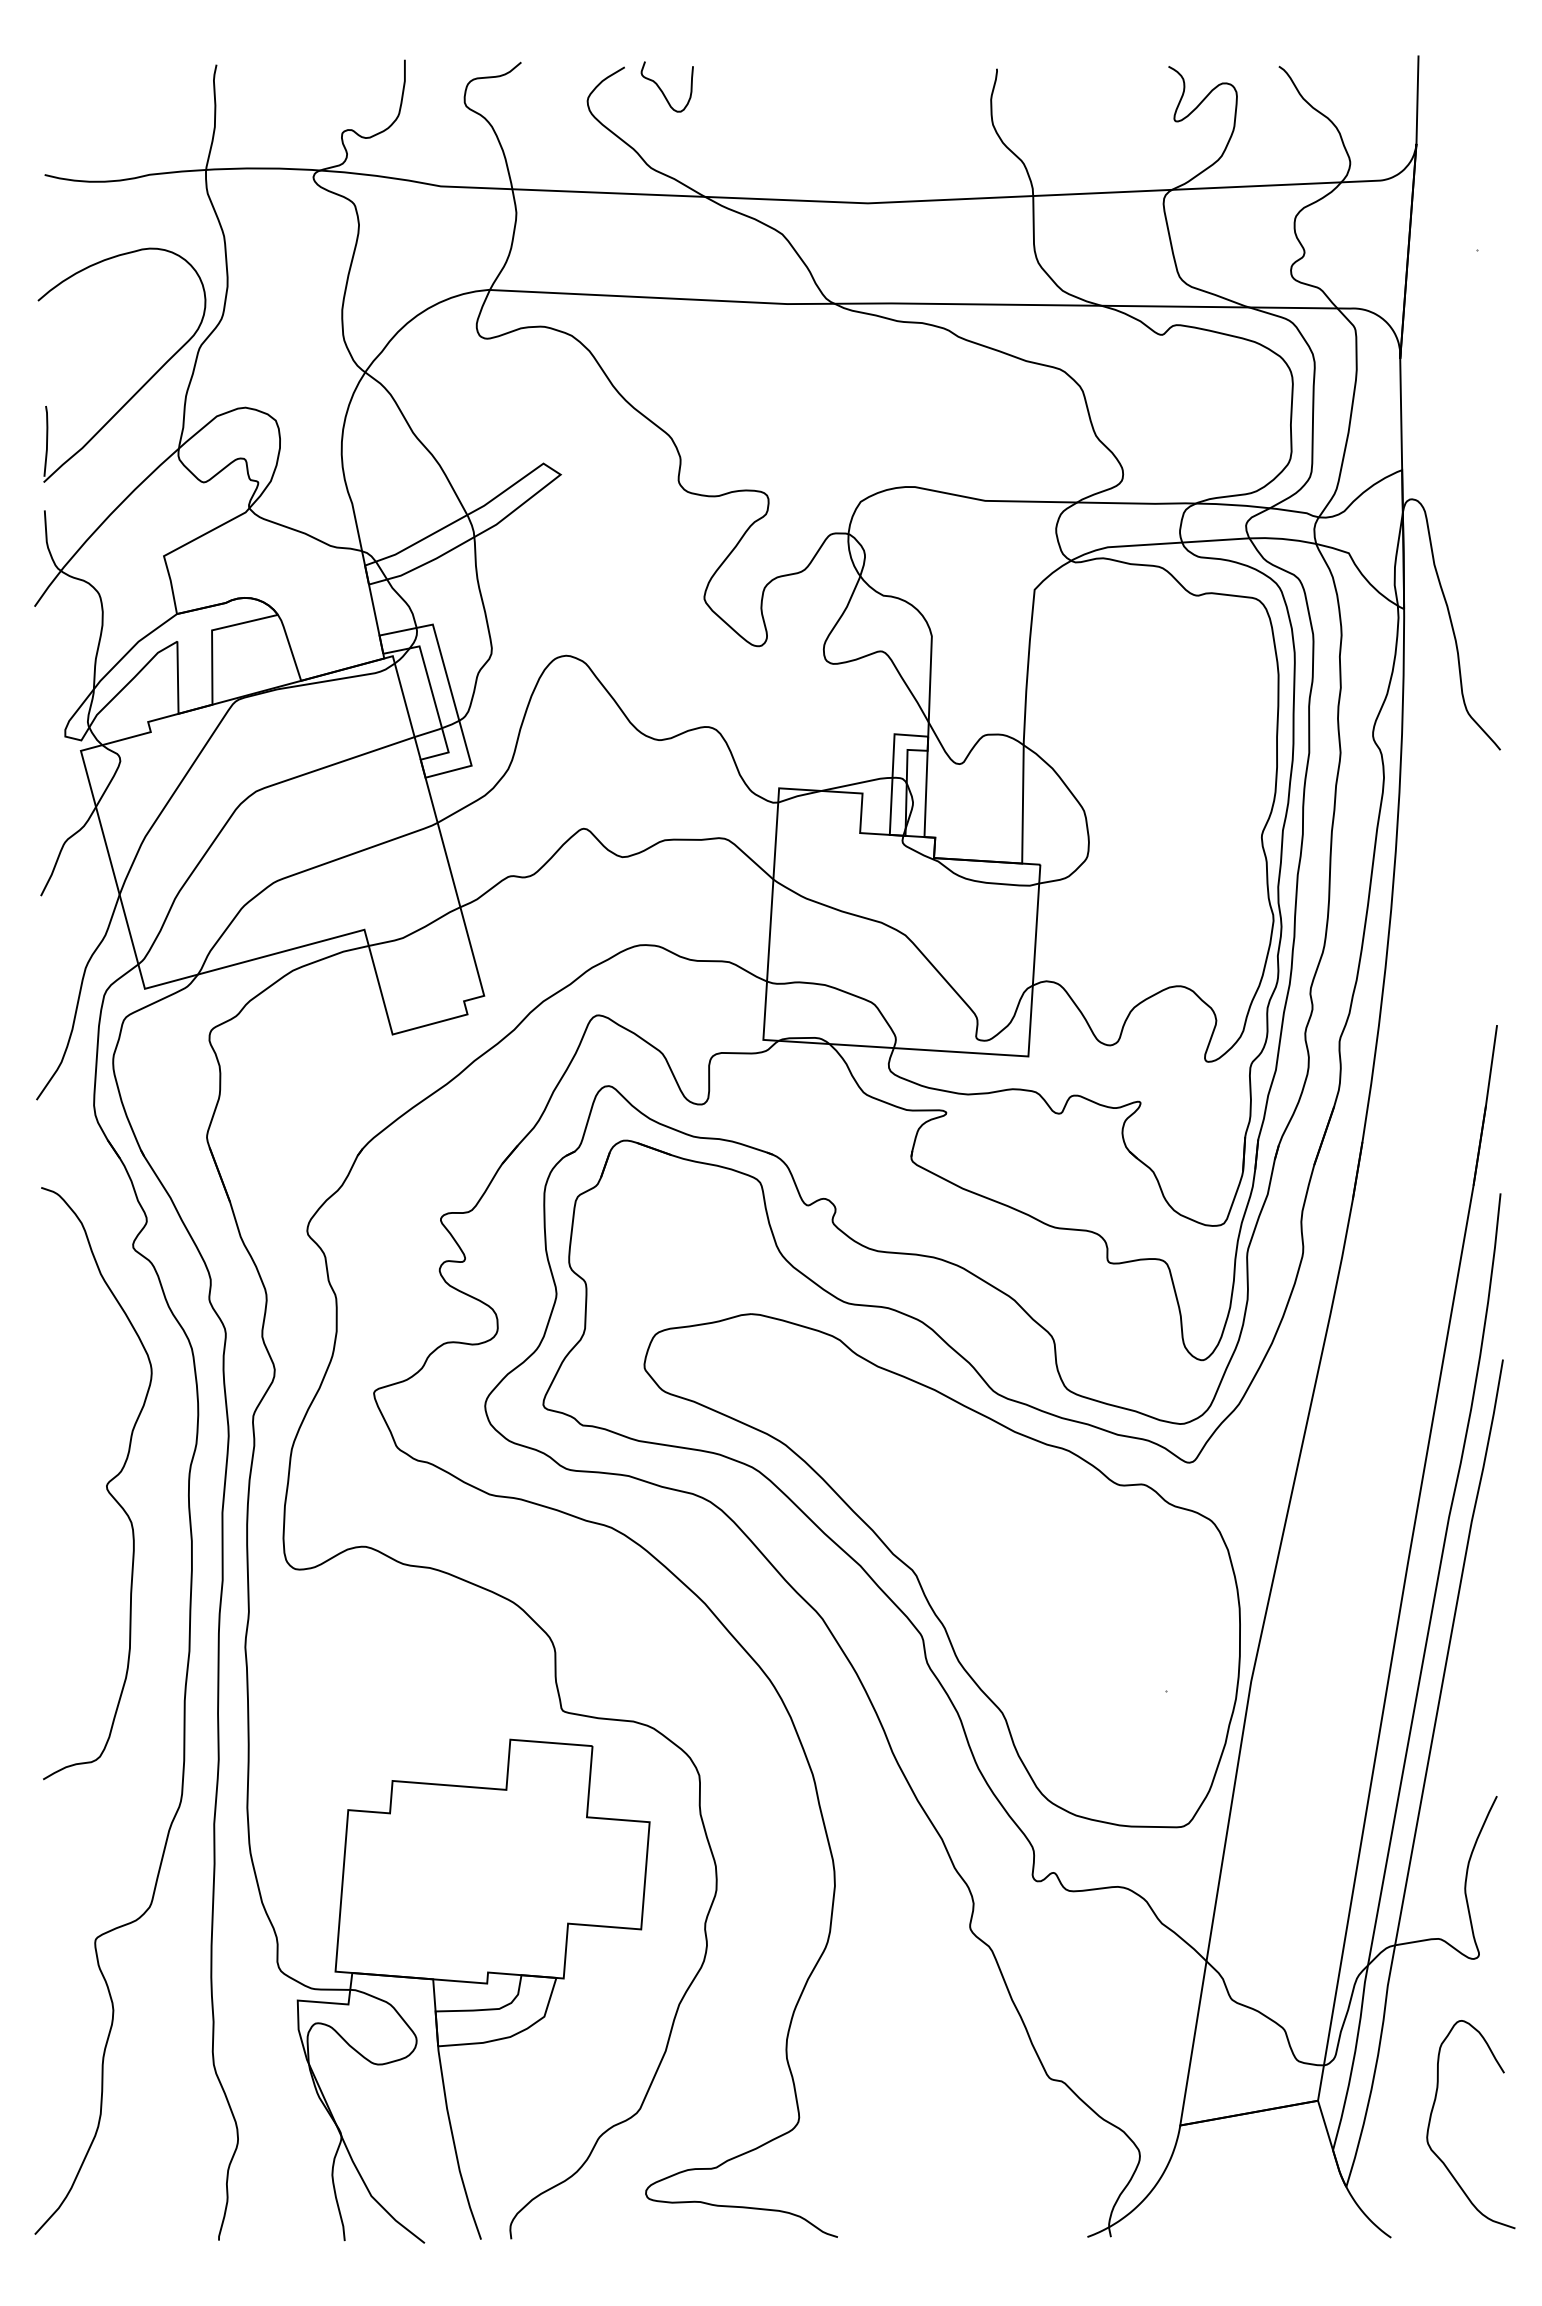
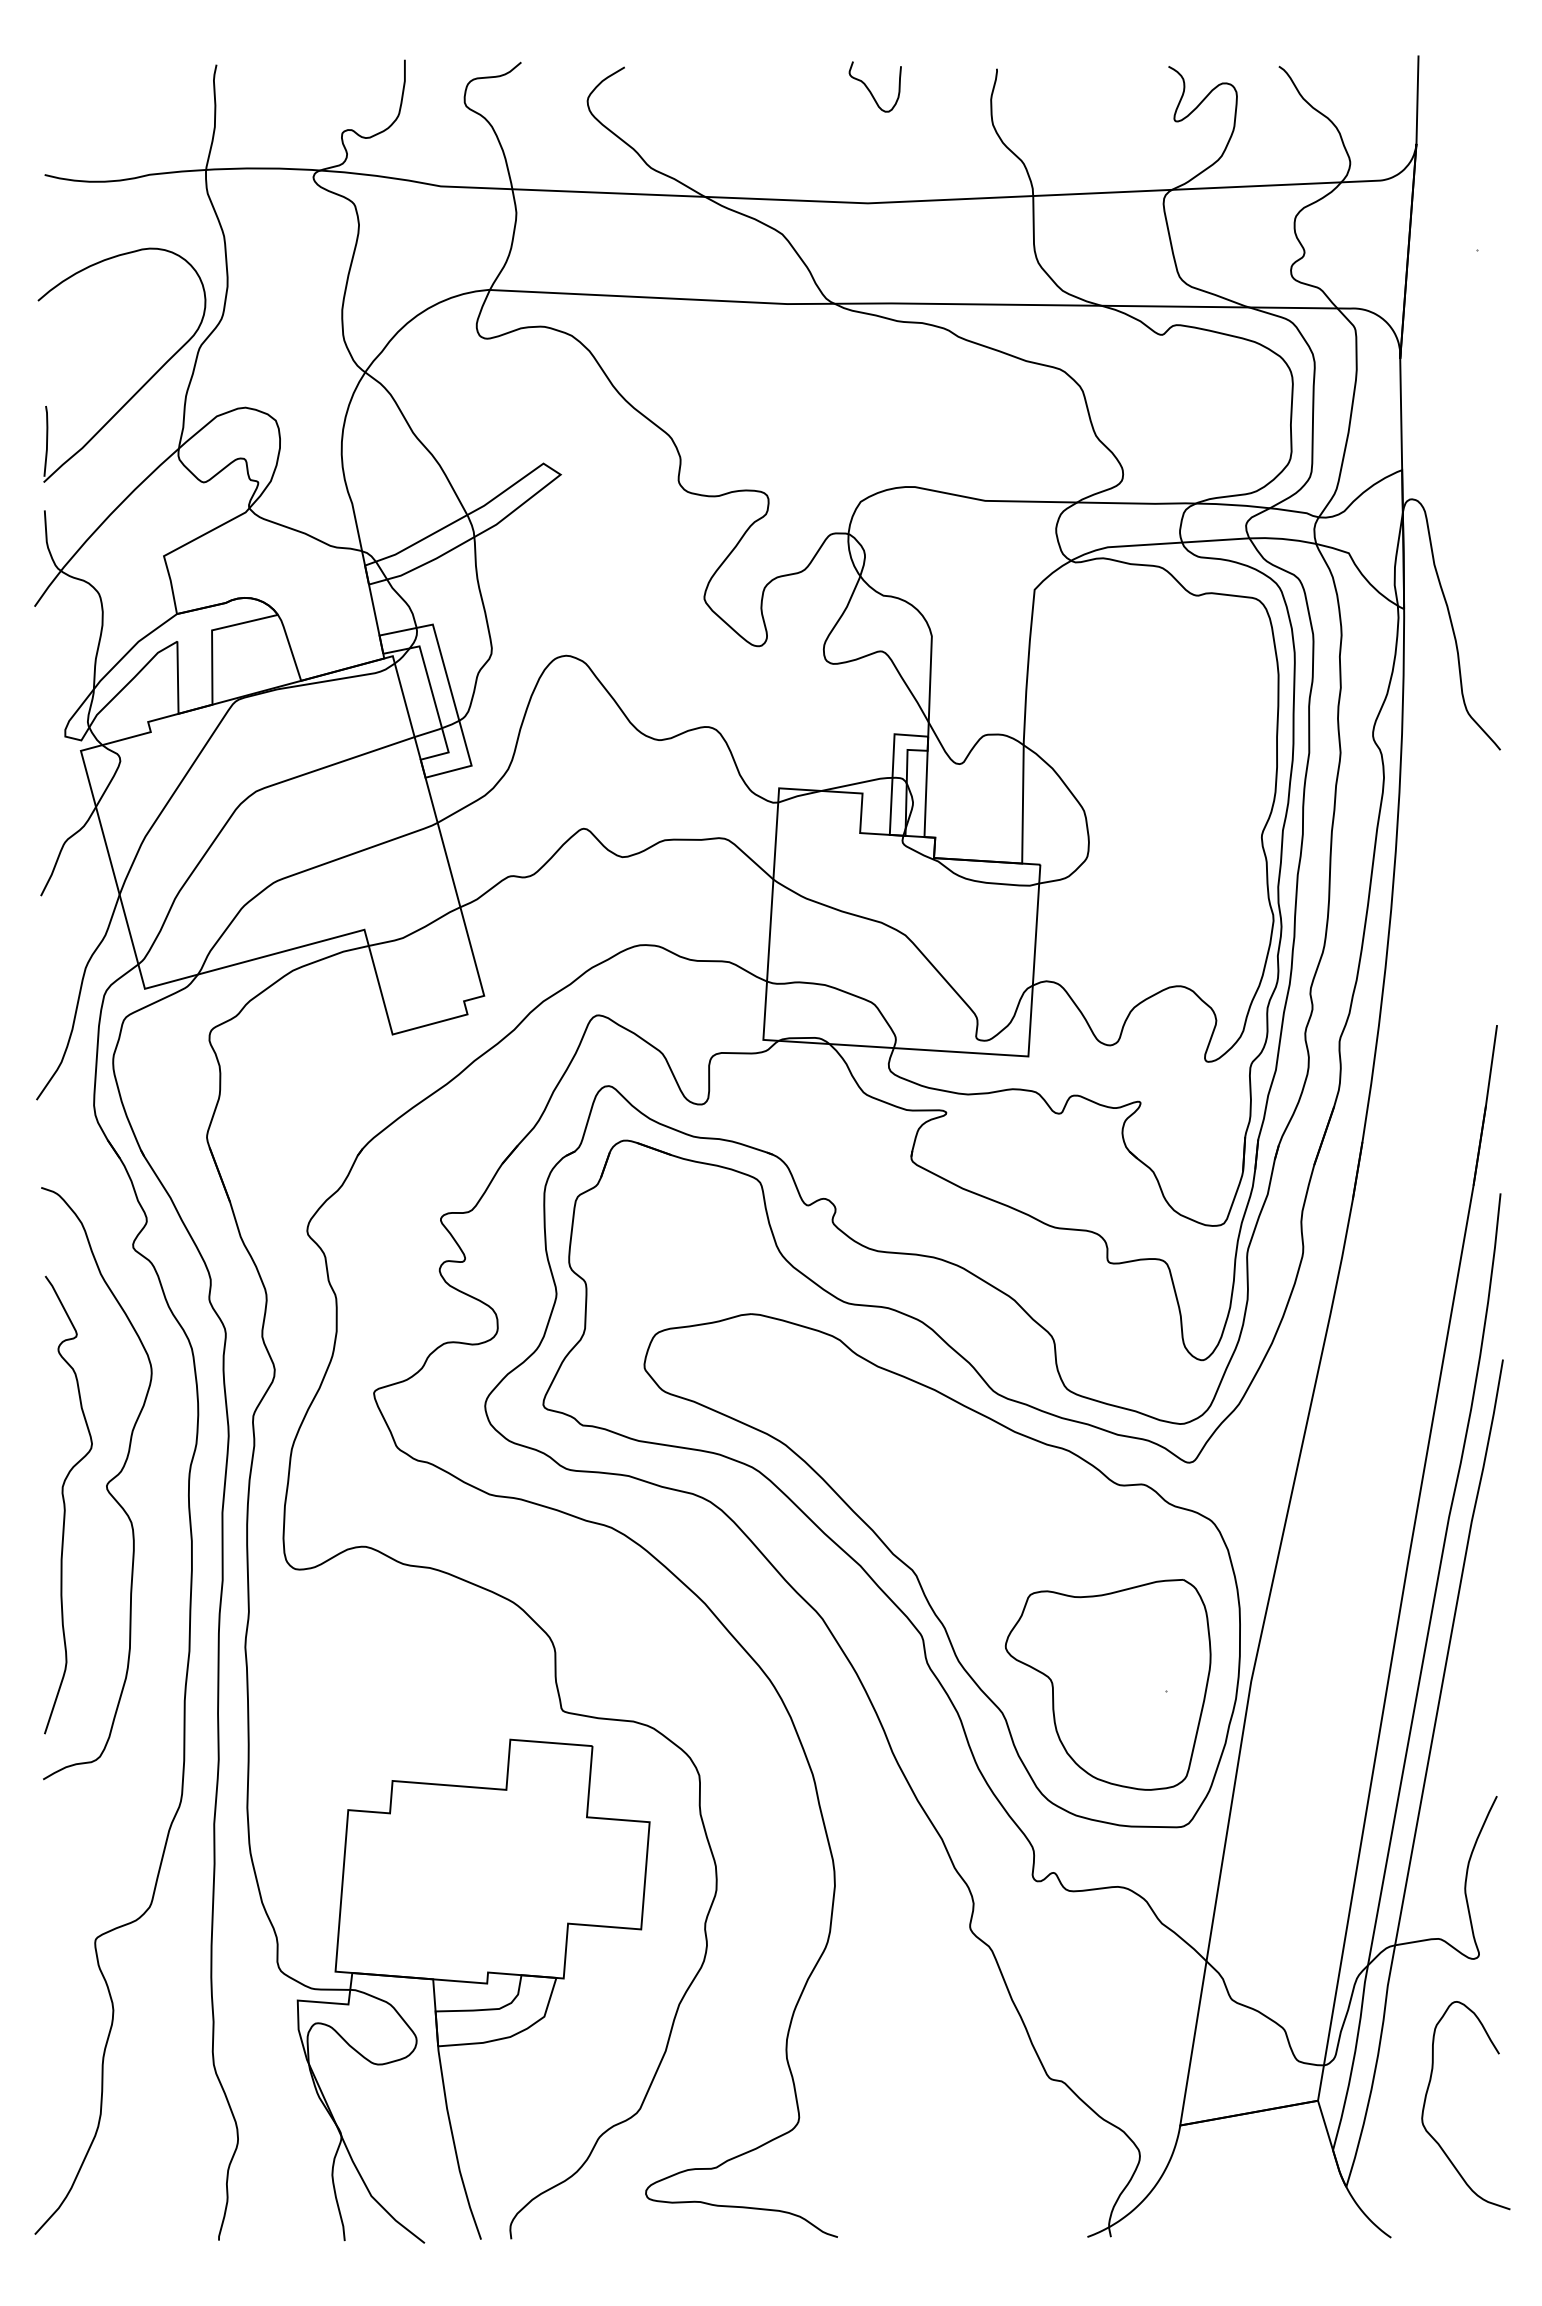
curve position: (662, 90) -> (870, 90) (870, 90)
curve: none -> present (65, 1504)
part: none -> present (1107, 1684)
curve position: (1431, 2118) -> (1426, 2099) (1426, 2099)
